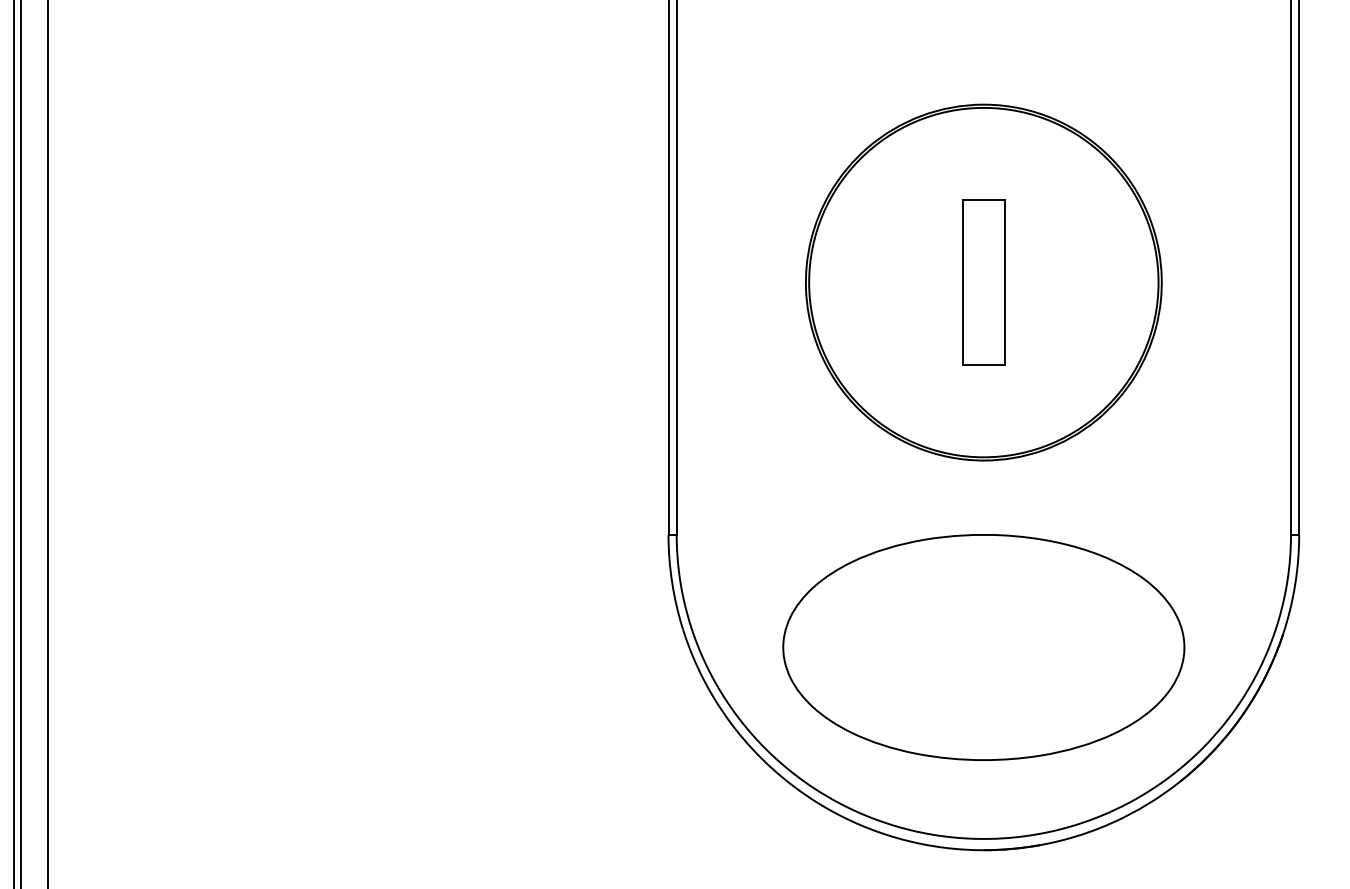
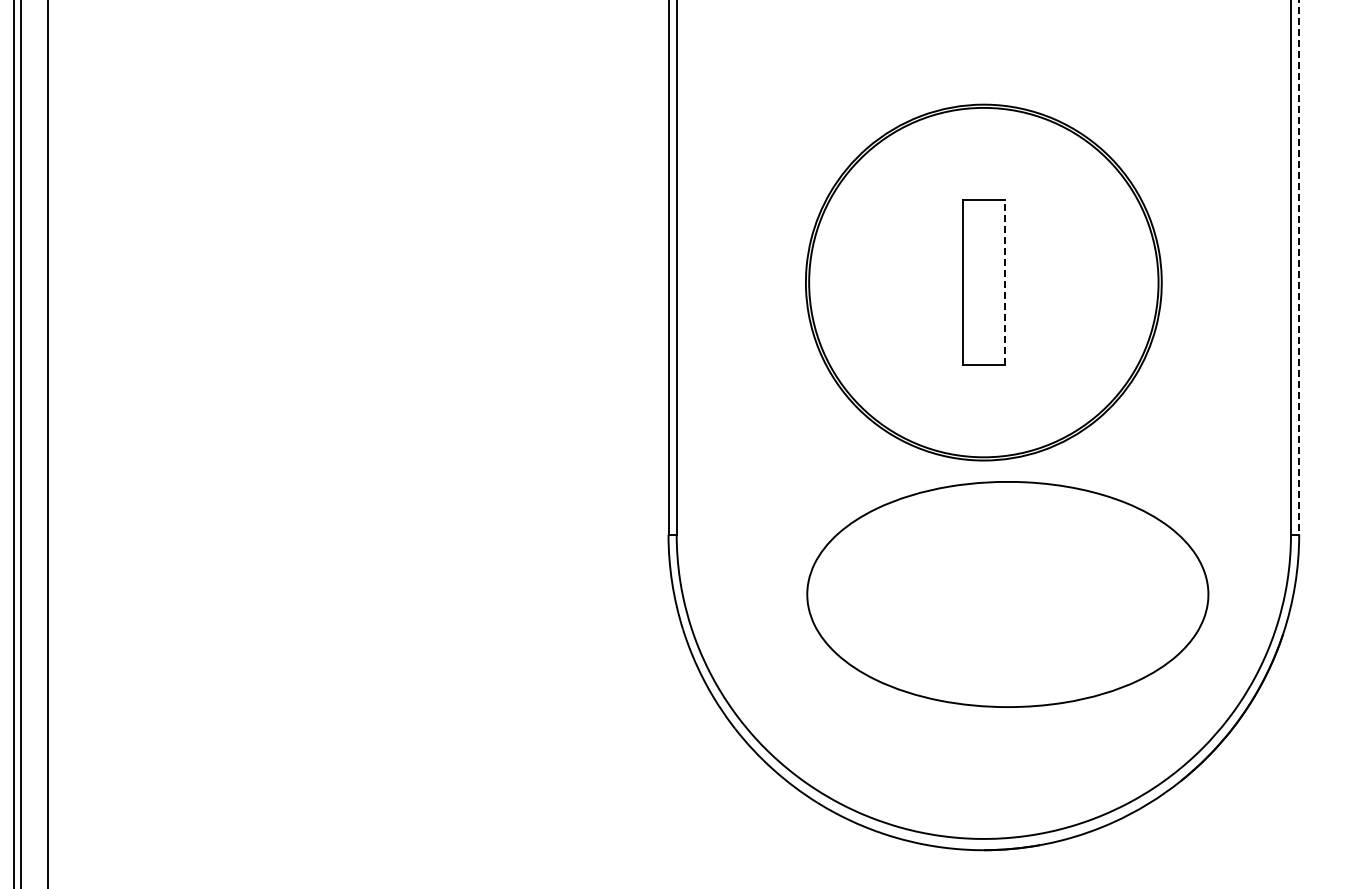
line: solid -> dashed (1299, 268)
line: solid -> dashed (1005, 282)
part position: (983, 647) -> (1007, 594) (1007, 594)
